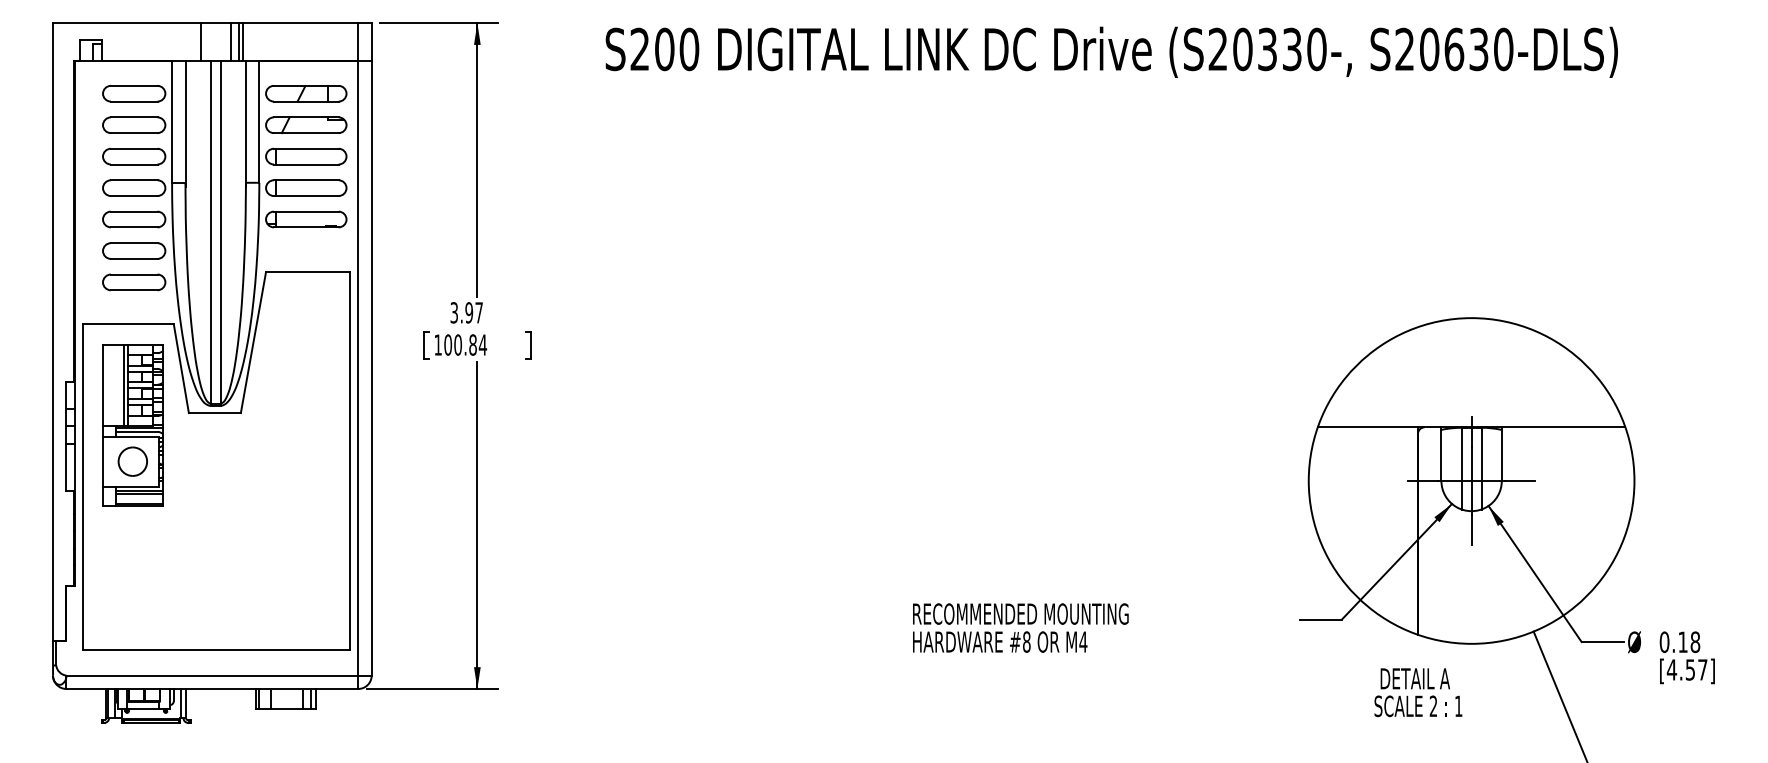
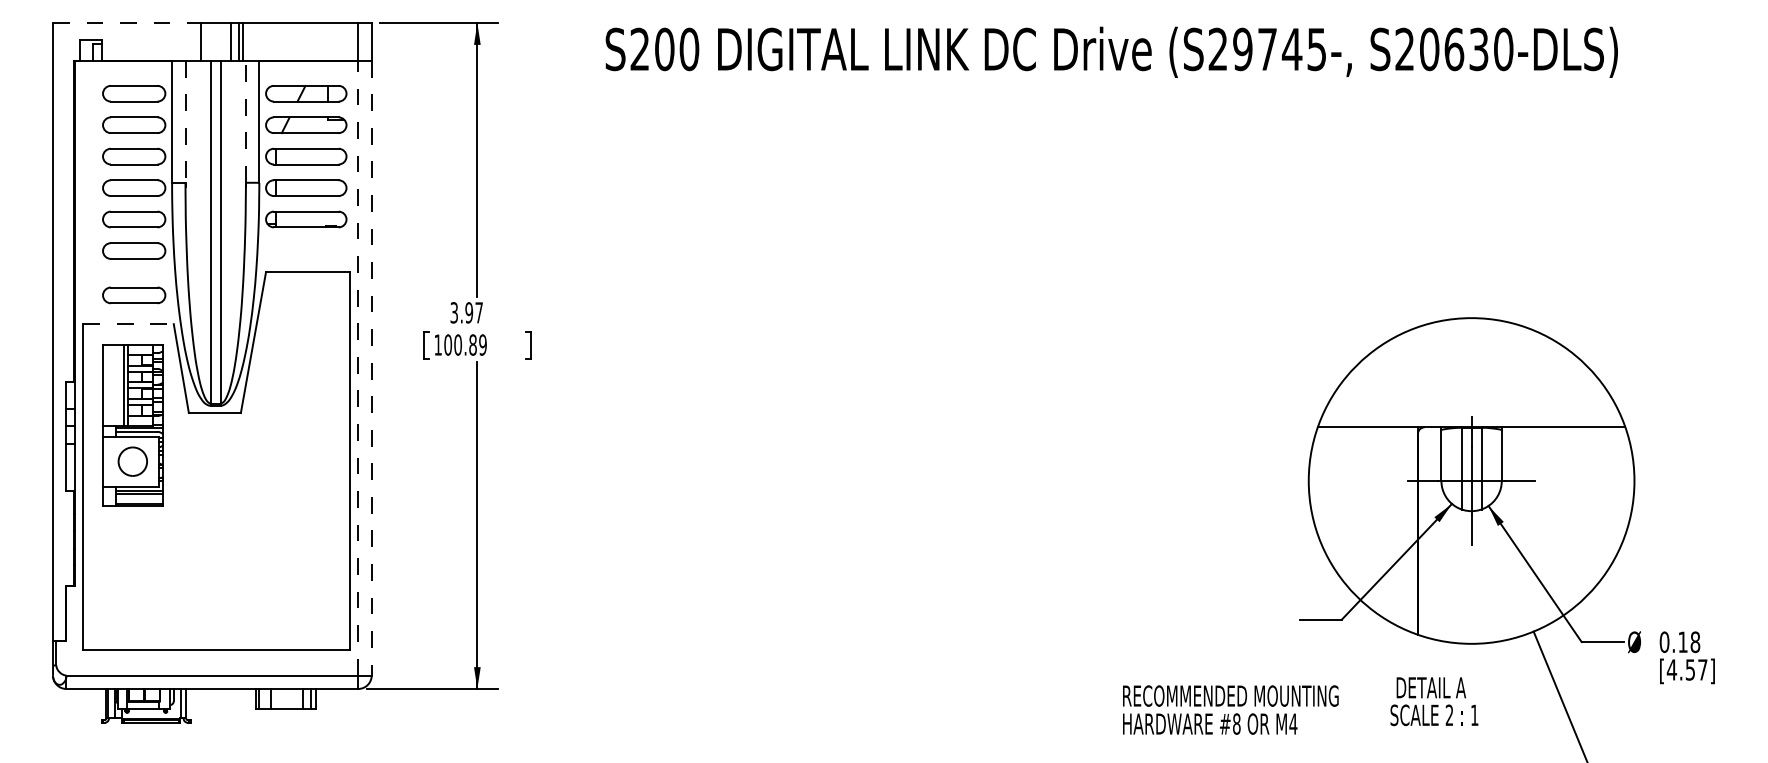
line: solid -> dashed (126, 23)
text: (S20330-, -> (S29745-, (1279, 49)
line: solid -> dashed (185, 121)
line: solid -> dashed (245, 121)
part position: (134, 282) -> (134, 295) (134, 295)
line: solid -> dashed (129, 324)
text: 100.84 -> 100.89 (482, 344)
line: solid -> dashed (358, 367)
line: solid -> dashed (371, 368)
text position: (1020, 627) -> (1230, 709) (1230, 709)
text position: (1418, 692) -> (1434, 701) (1434, 701)
